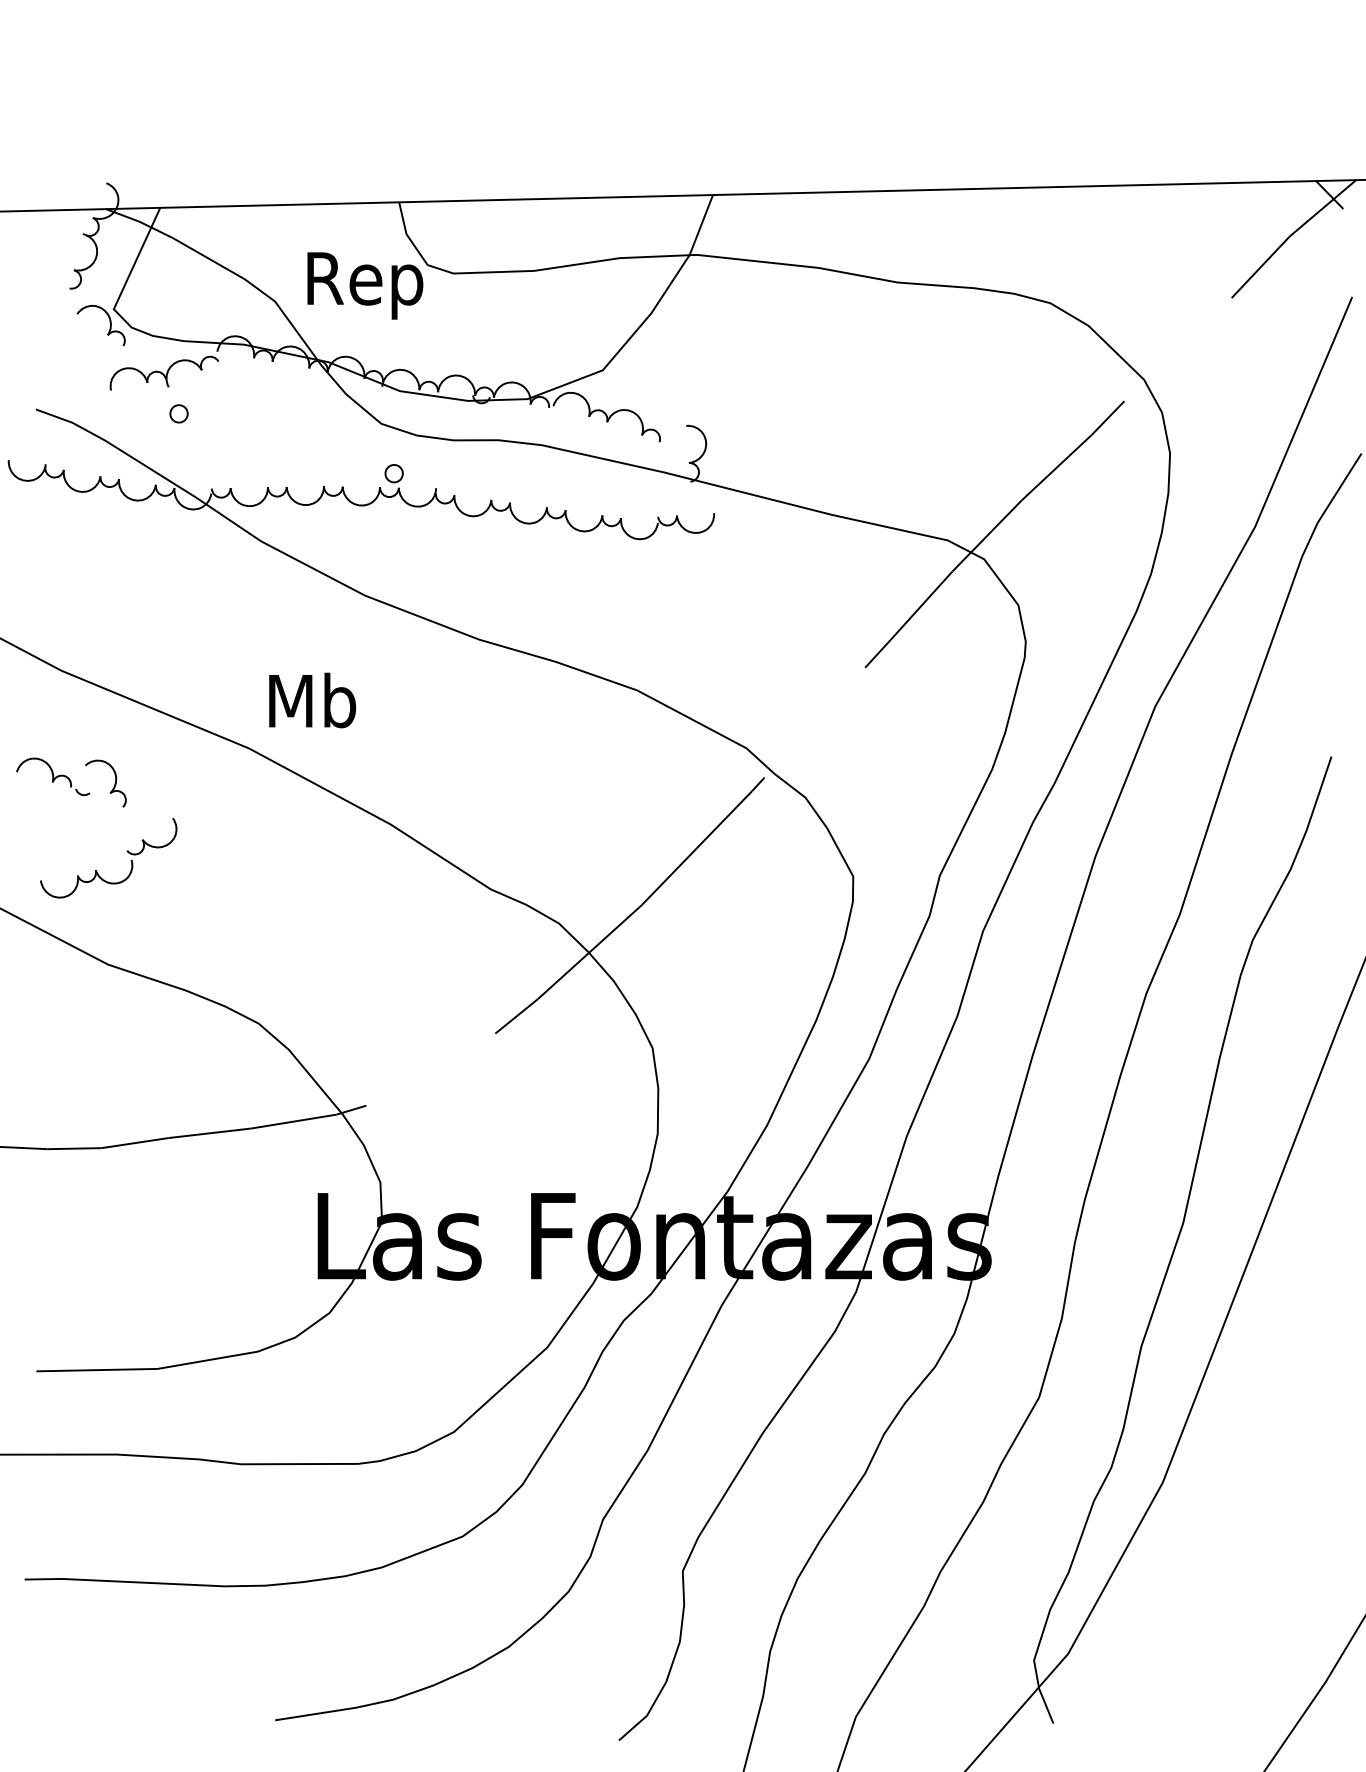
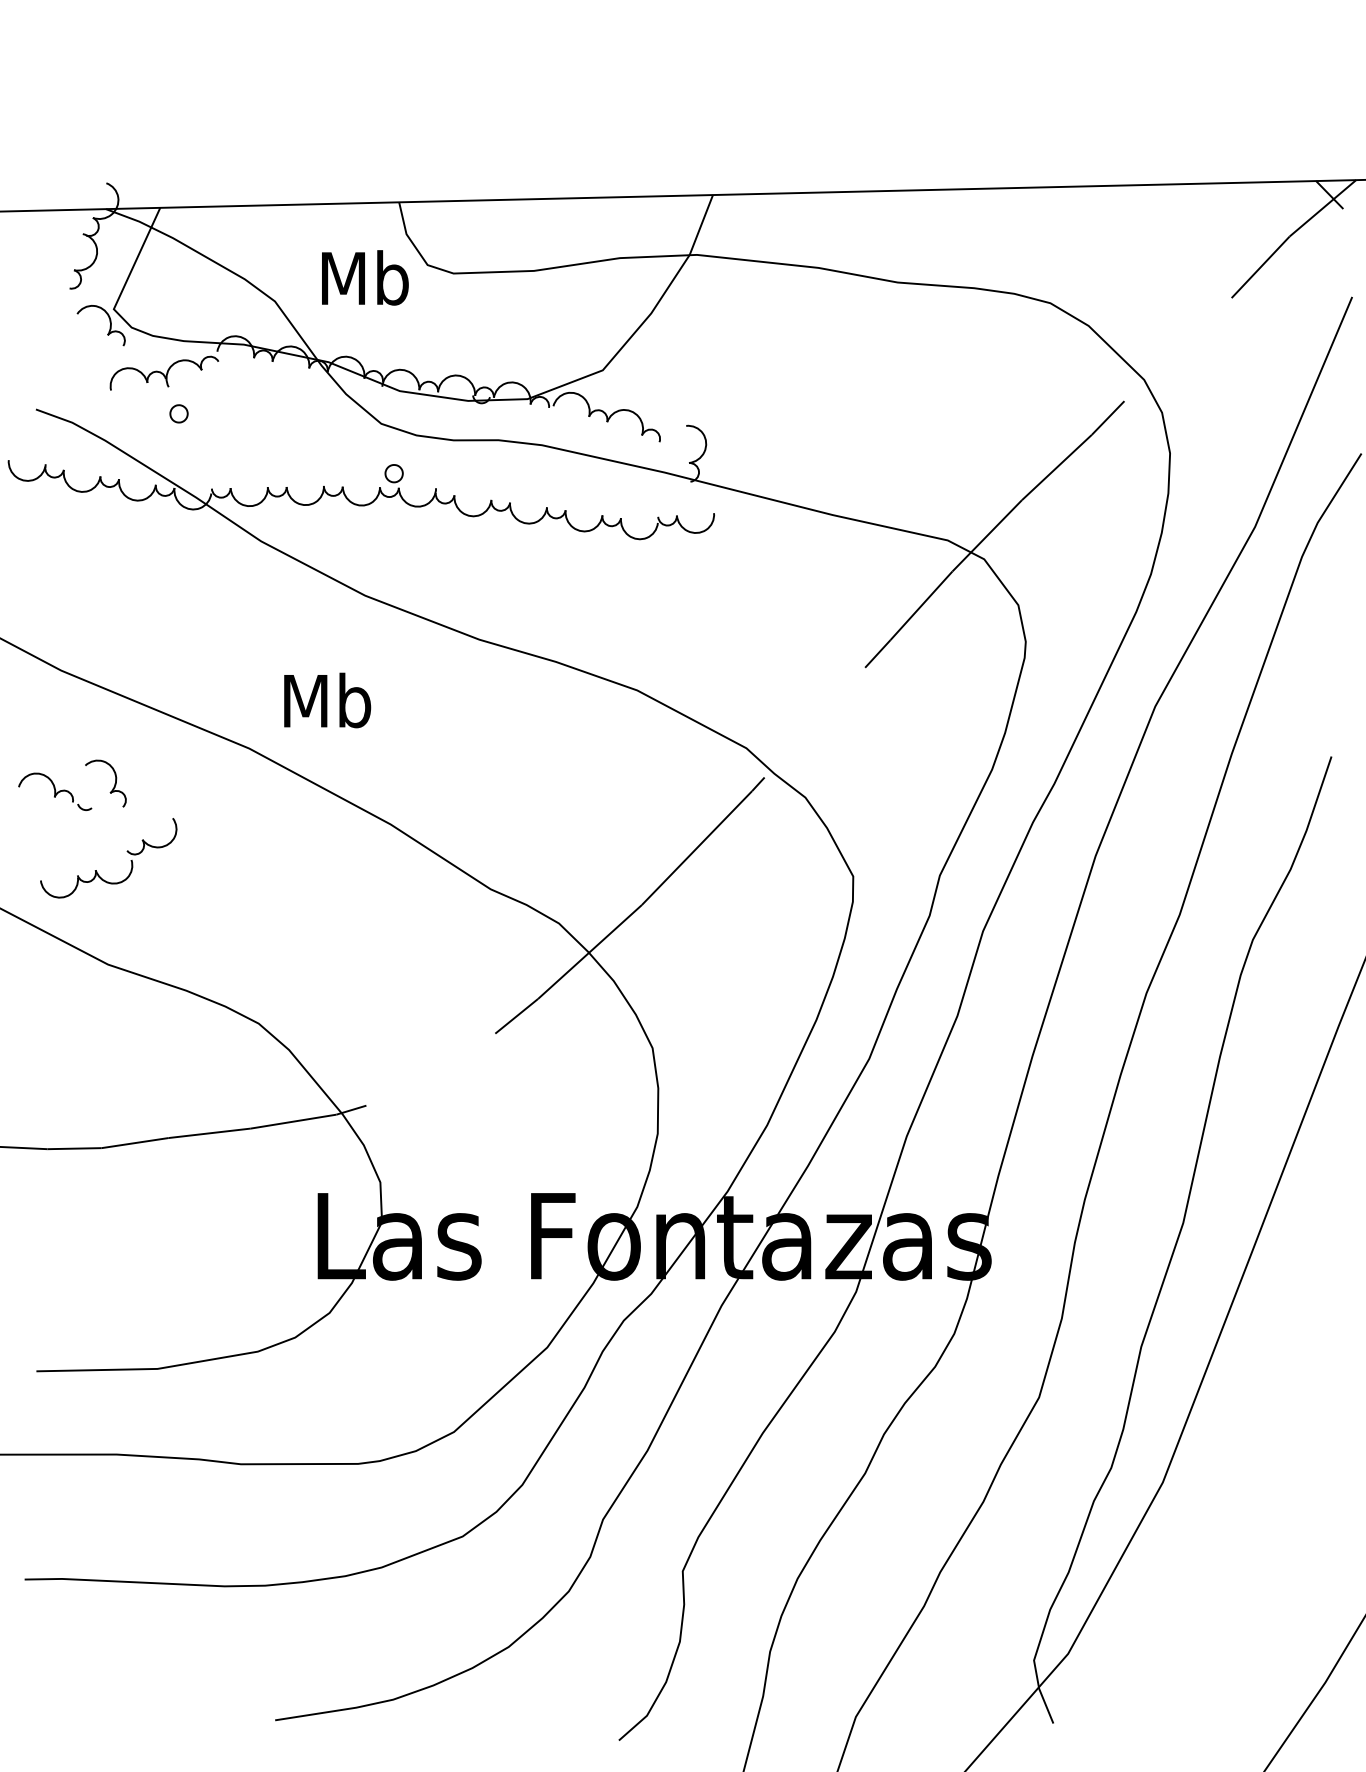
text: Rep -> Mb (365, 284)
text position: (312, 700) -> (327, 700) (327, 700)
part position: (53, 776) -> (55, 791) (55, 791)
